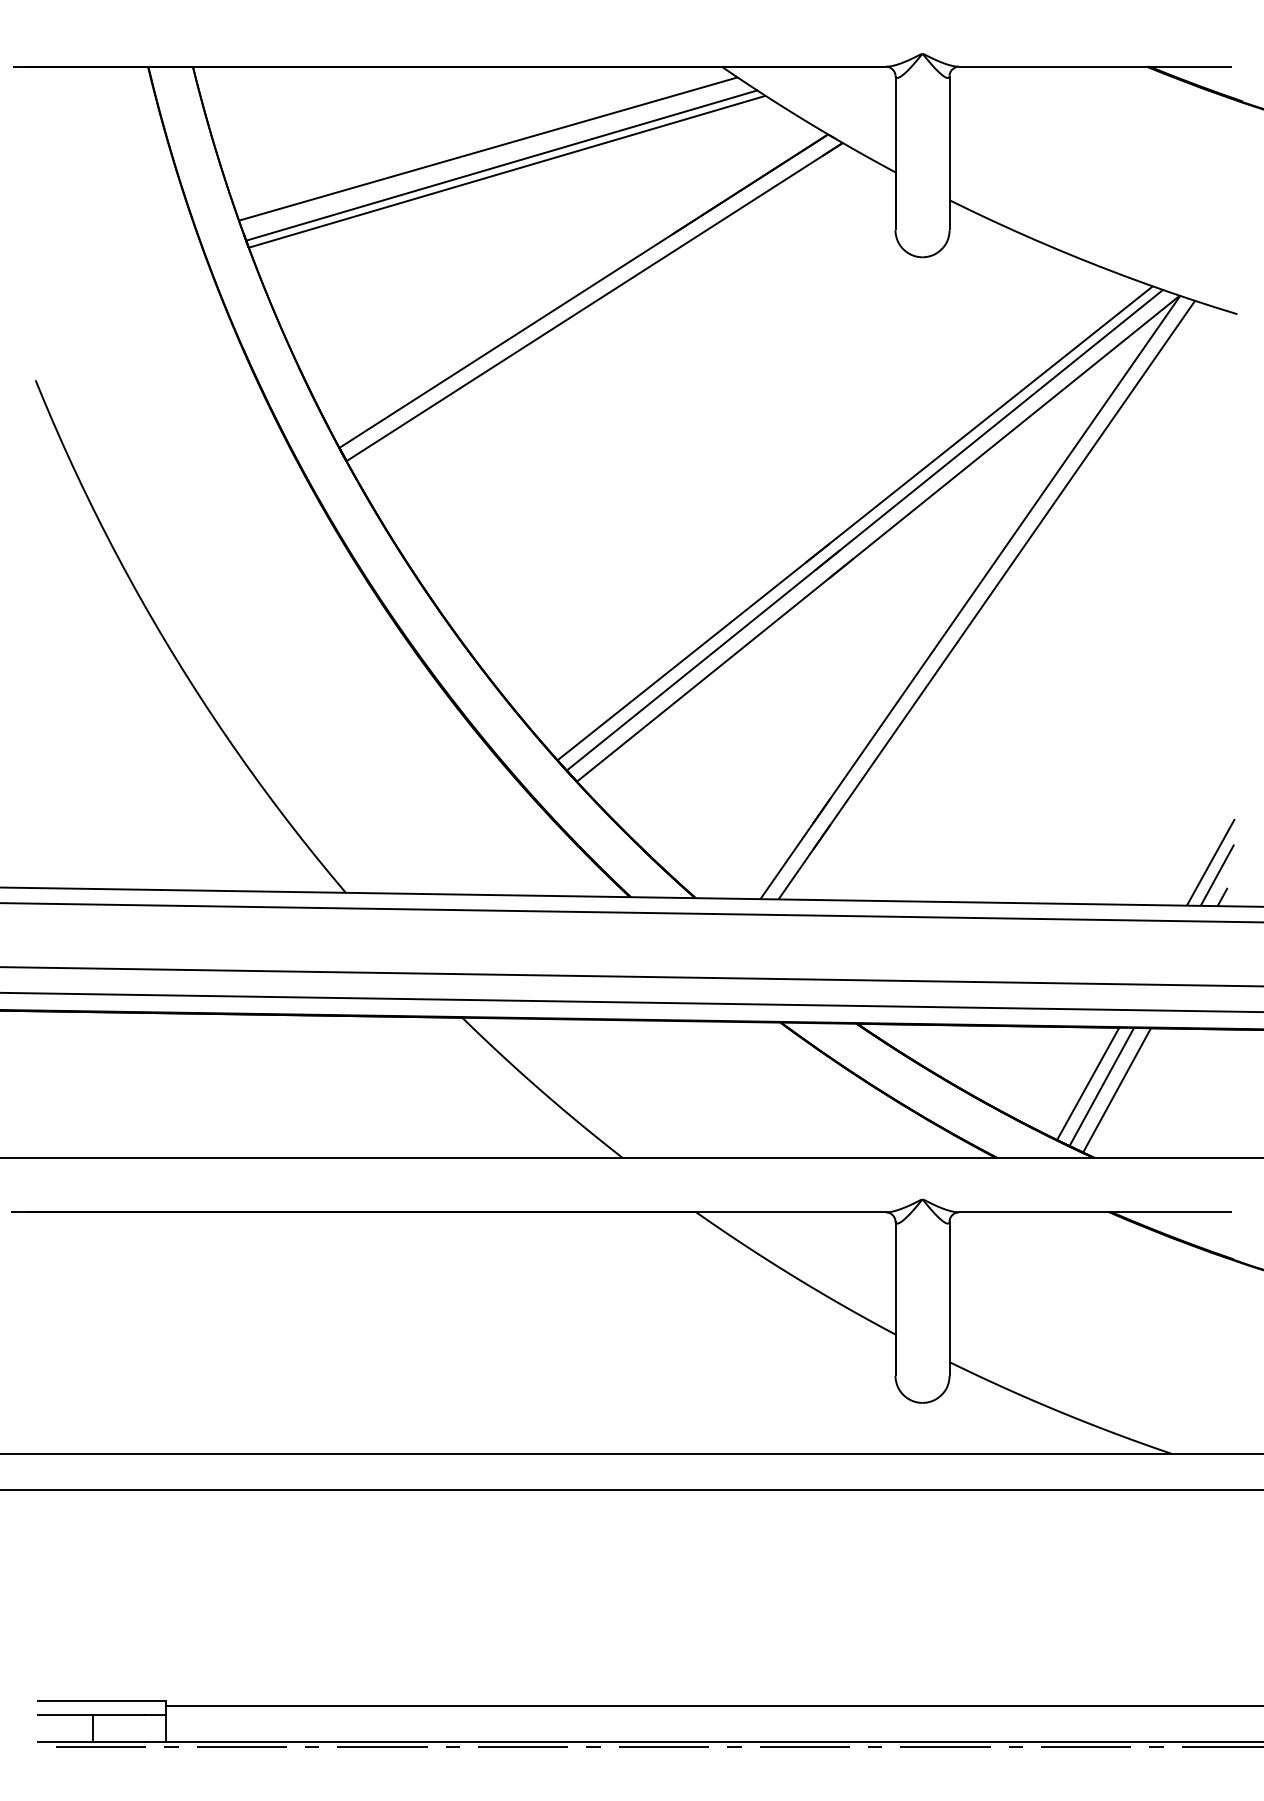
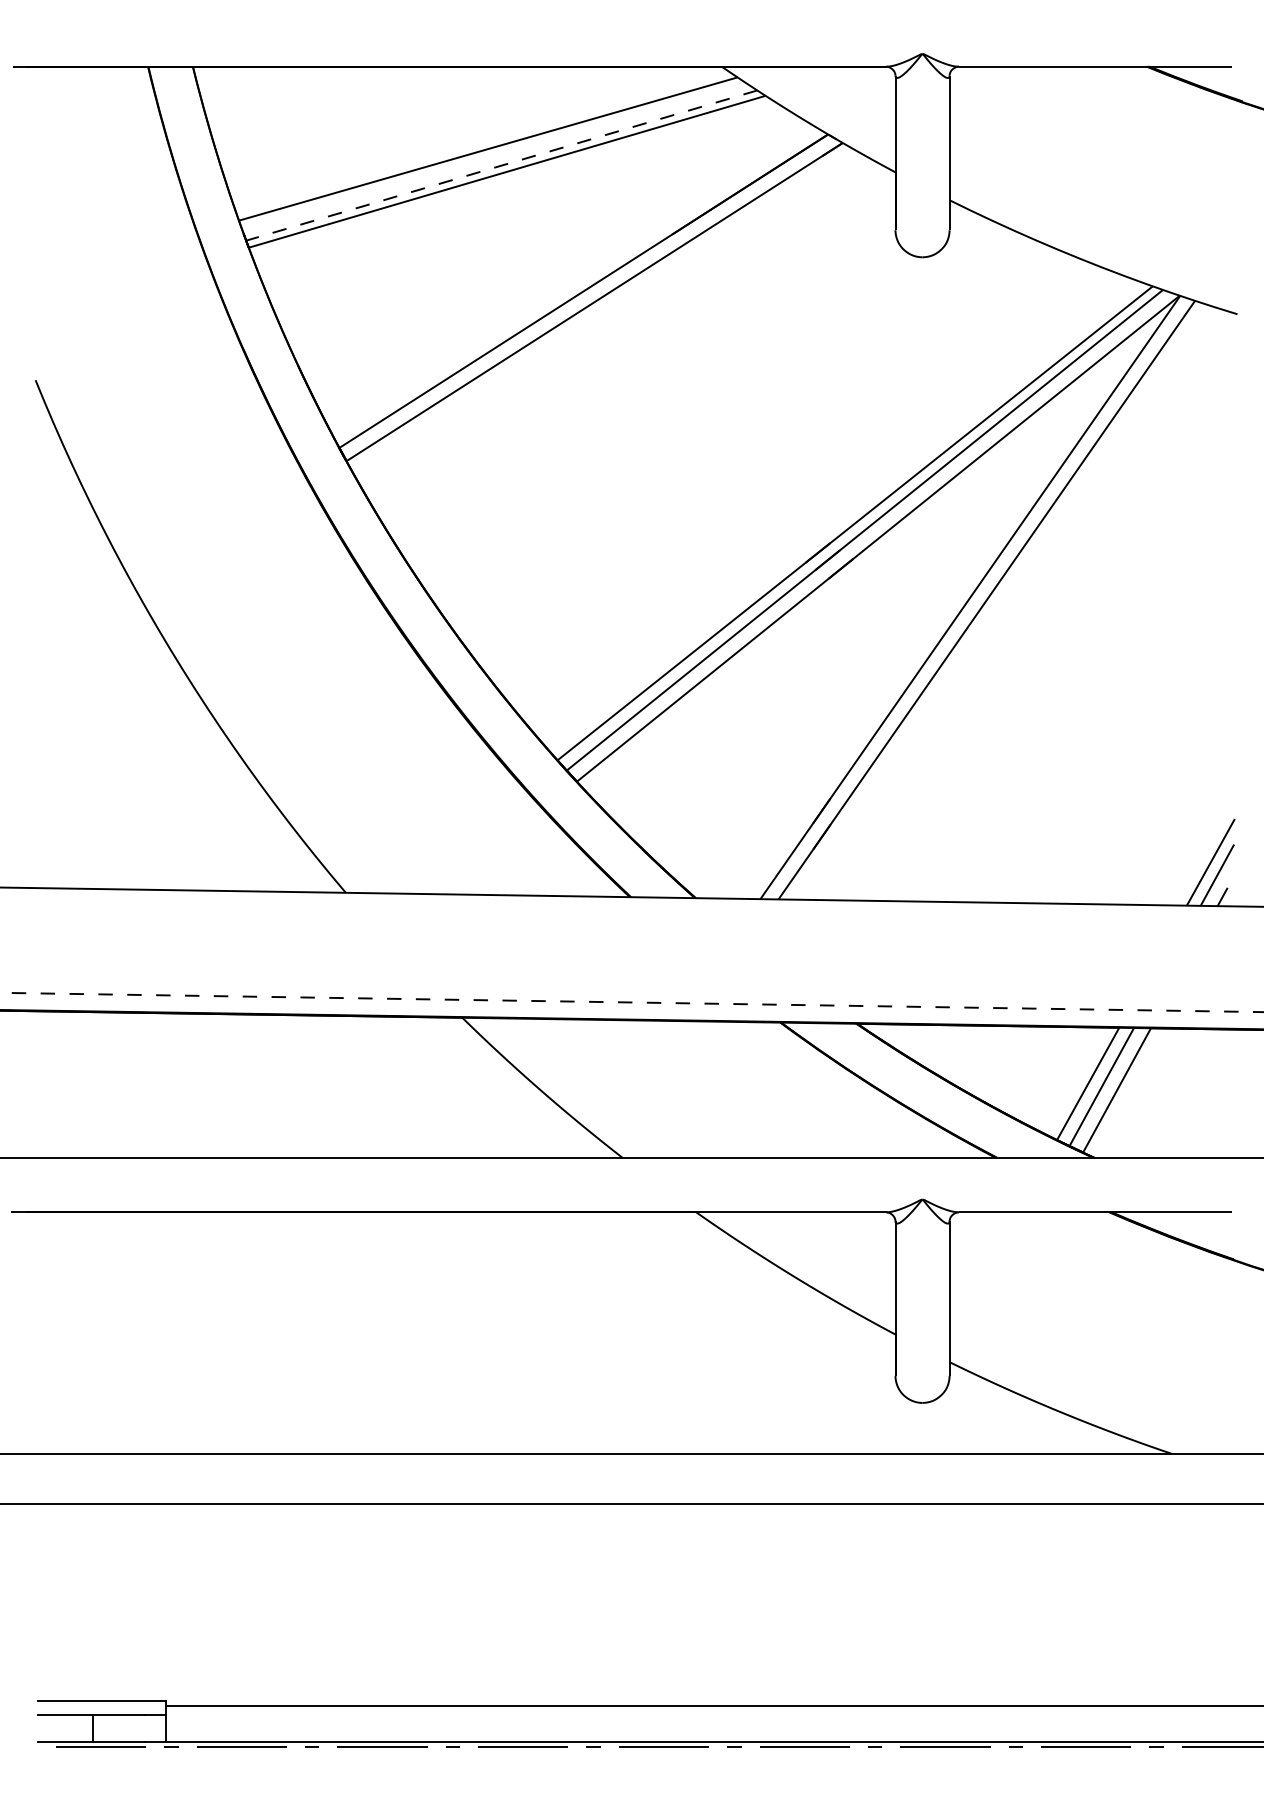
line: solid -> dashed (501, 165)
line: present -> none (631, 912)
line: present -> none (631, 976)
line: solid -> dashed (631, 1002)
line position: (631, 1489) -> (631, 1503) (631, 1503)
